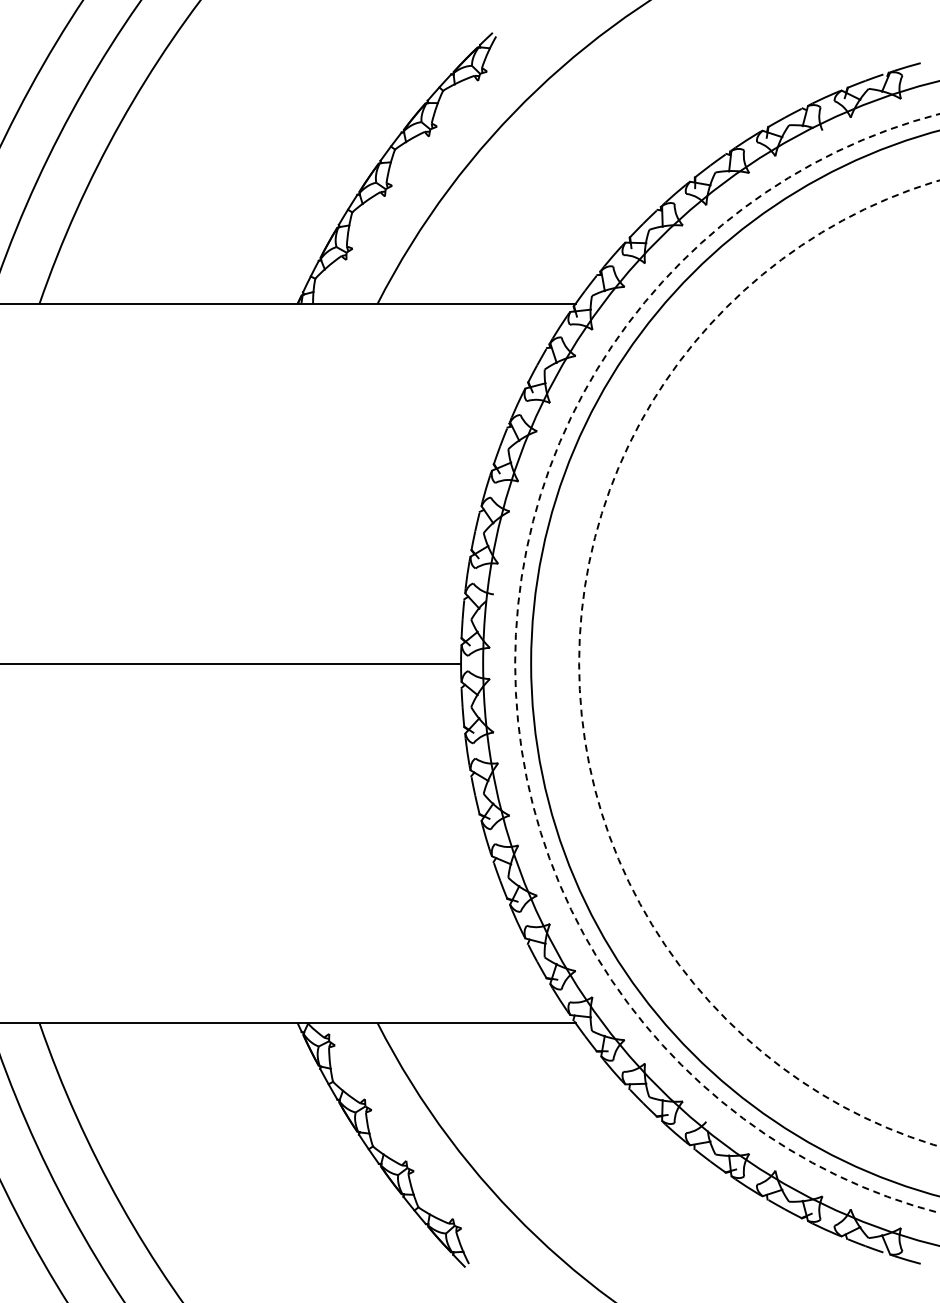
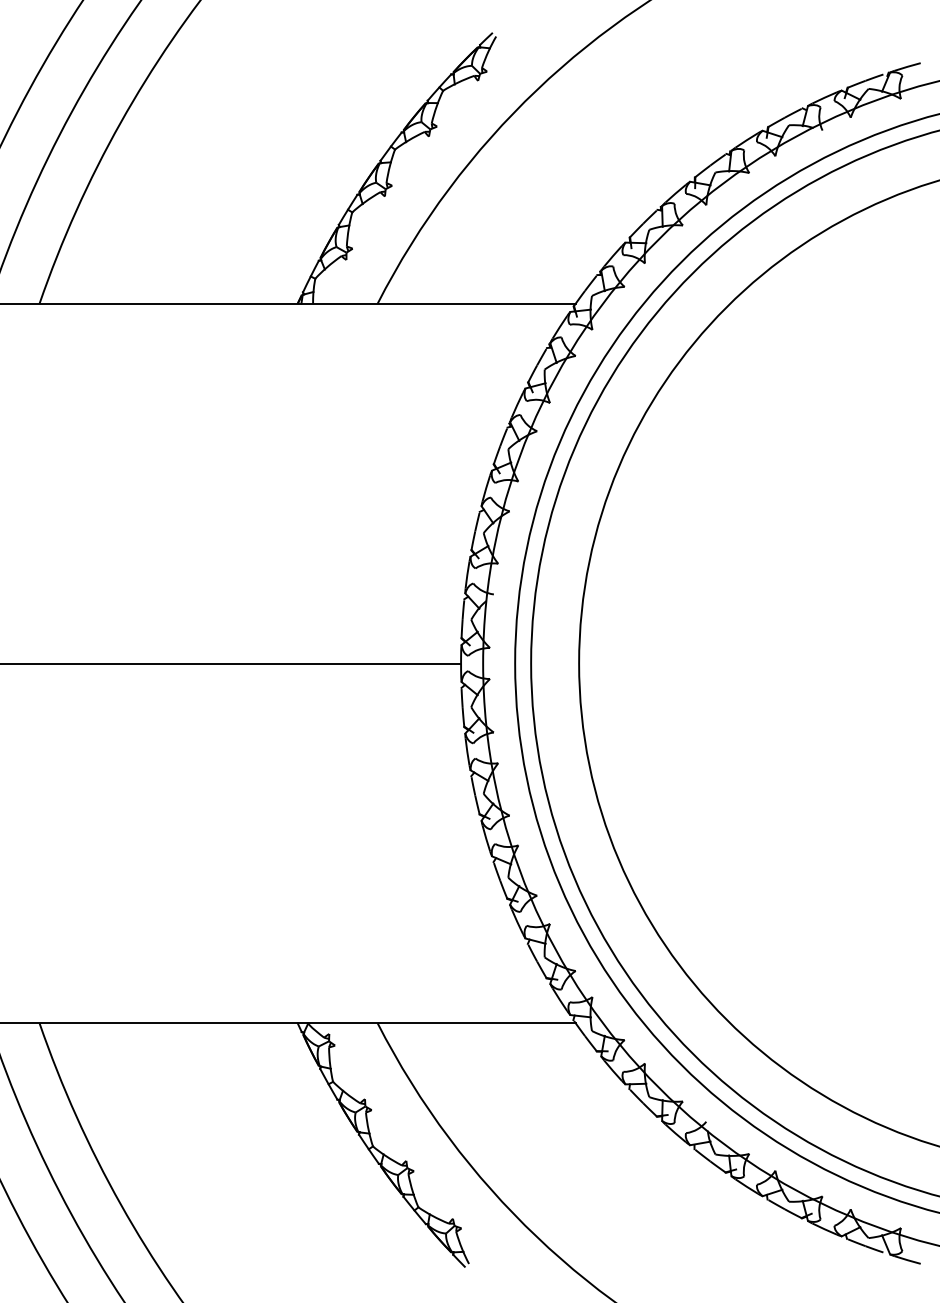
arc: dashed -> solid (515, 663)
arc: dashed -> solid (579, 663)
